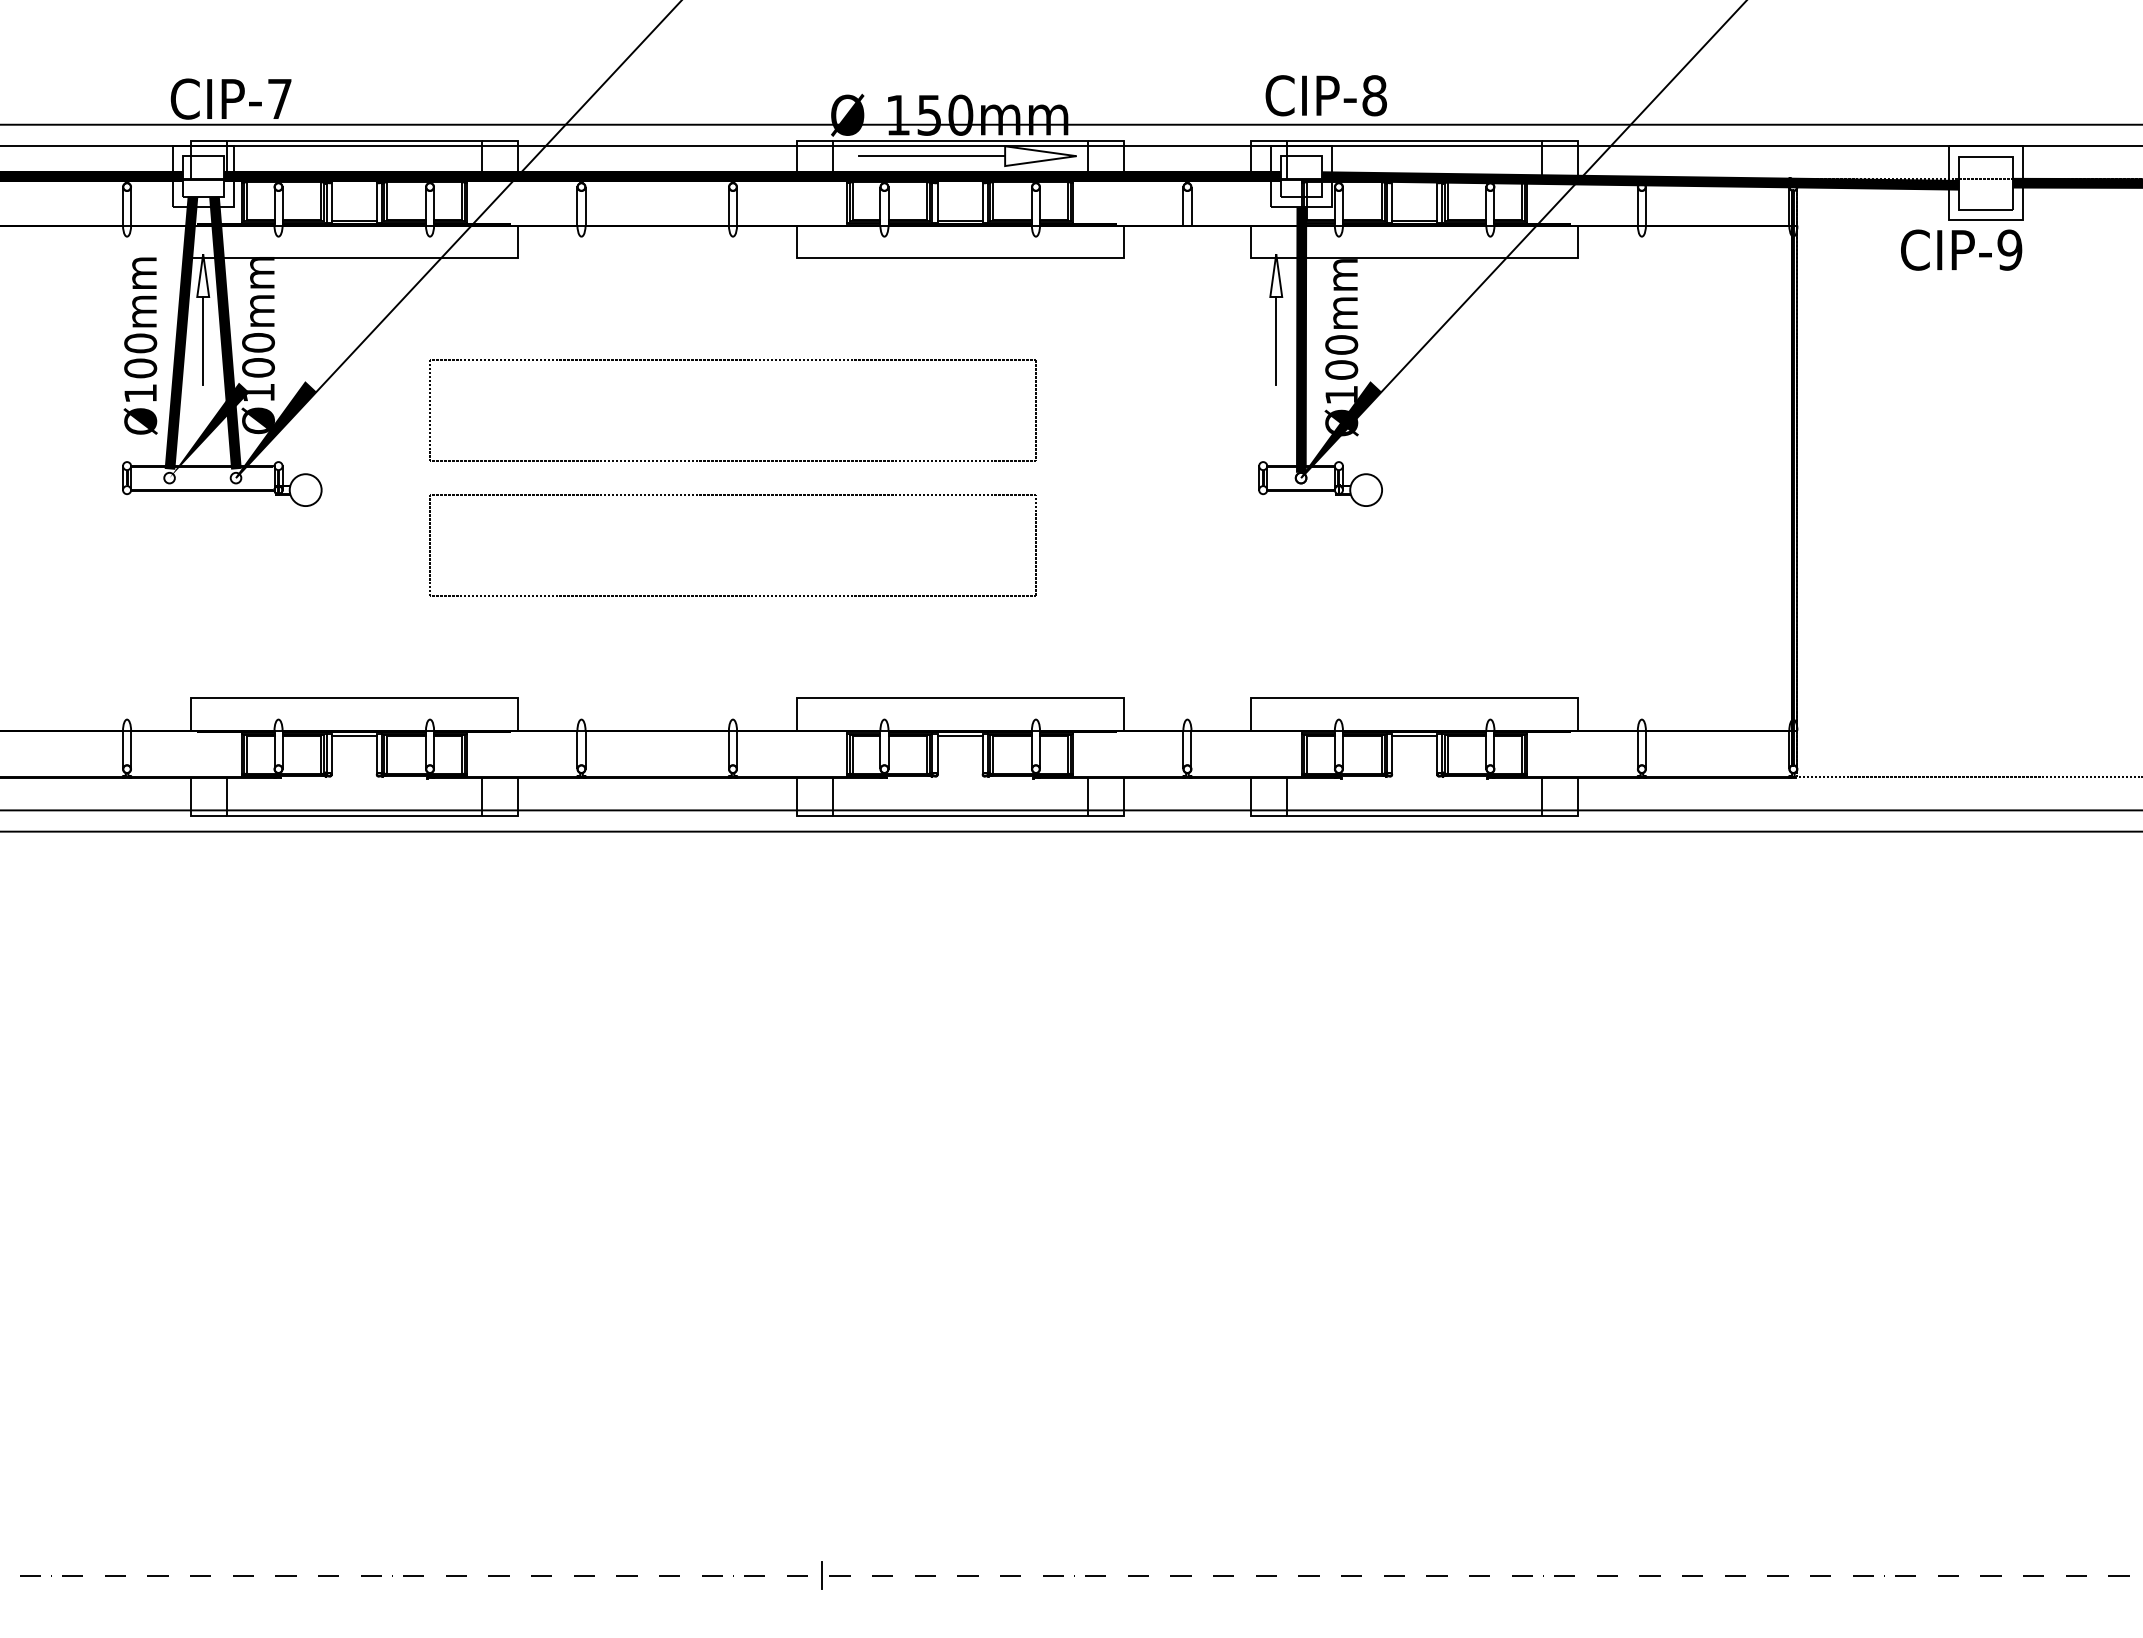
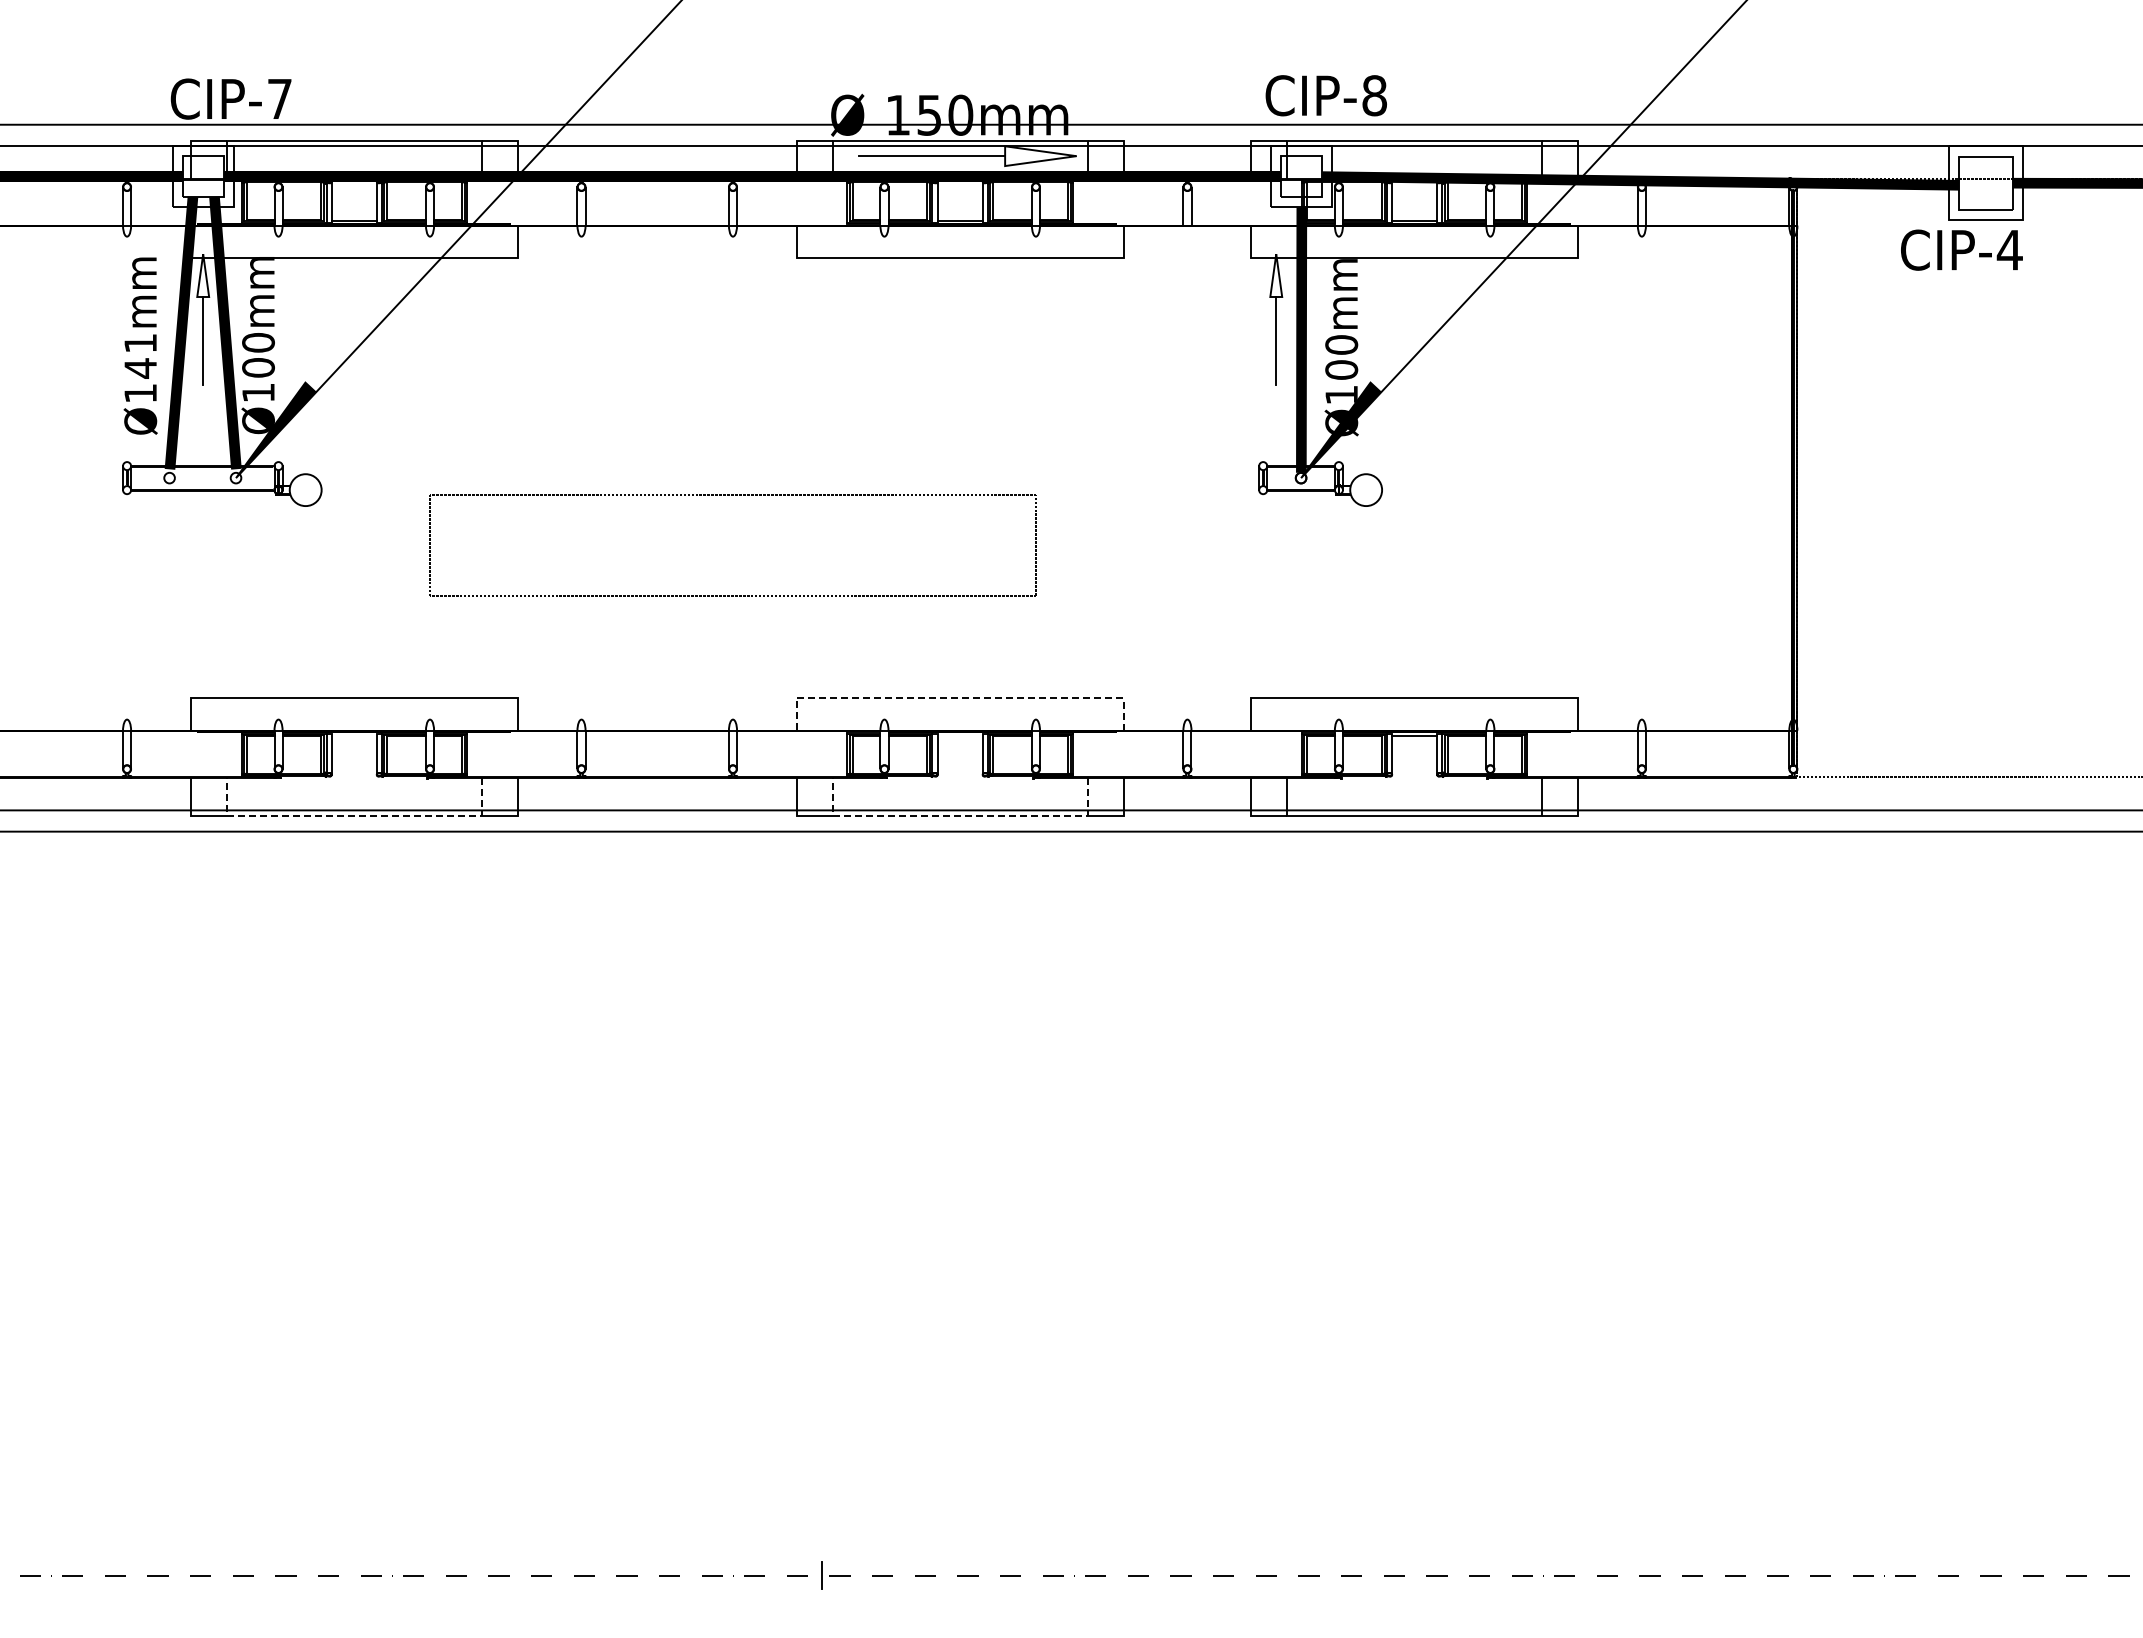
text: CIP-9 -> CIP-4 (2009, 249)
text: Ø100mm -> Ø141mm (140, 355)
part: present -> none (732, 360)
fill: present -> none (209, 430)
line: solid -> dashed (959, 697)
line: present -> none (353, 735)
line: present -> none (959, 735)
line: solid -> dashed (354, 815)
line: solid -> dashed (960, 815)
